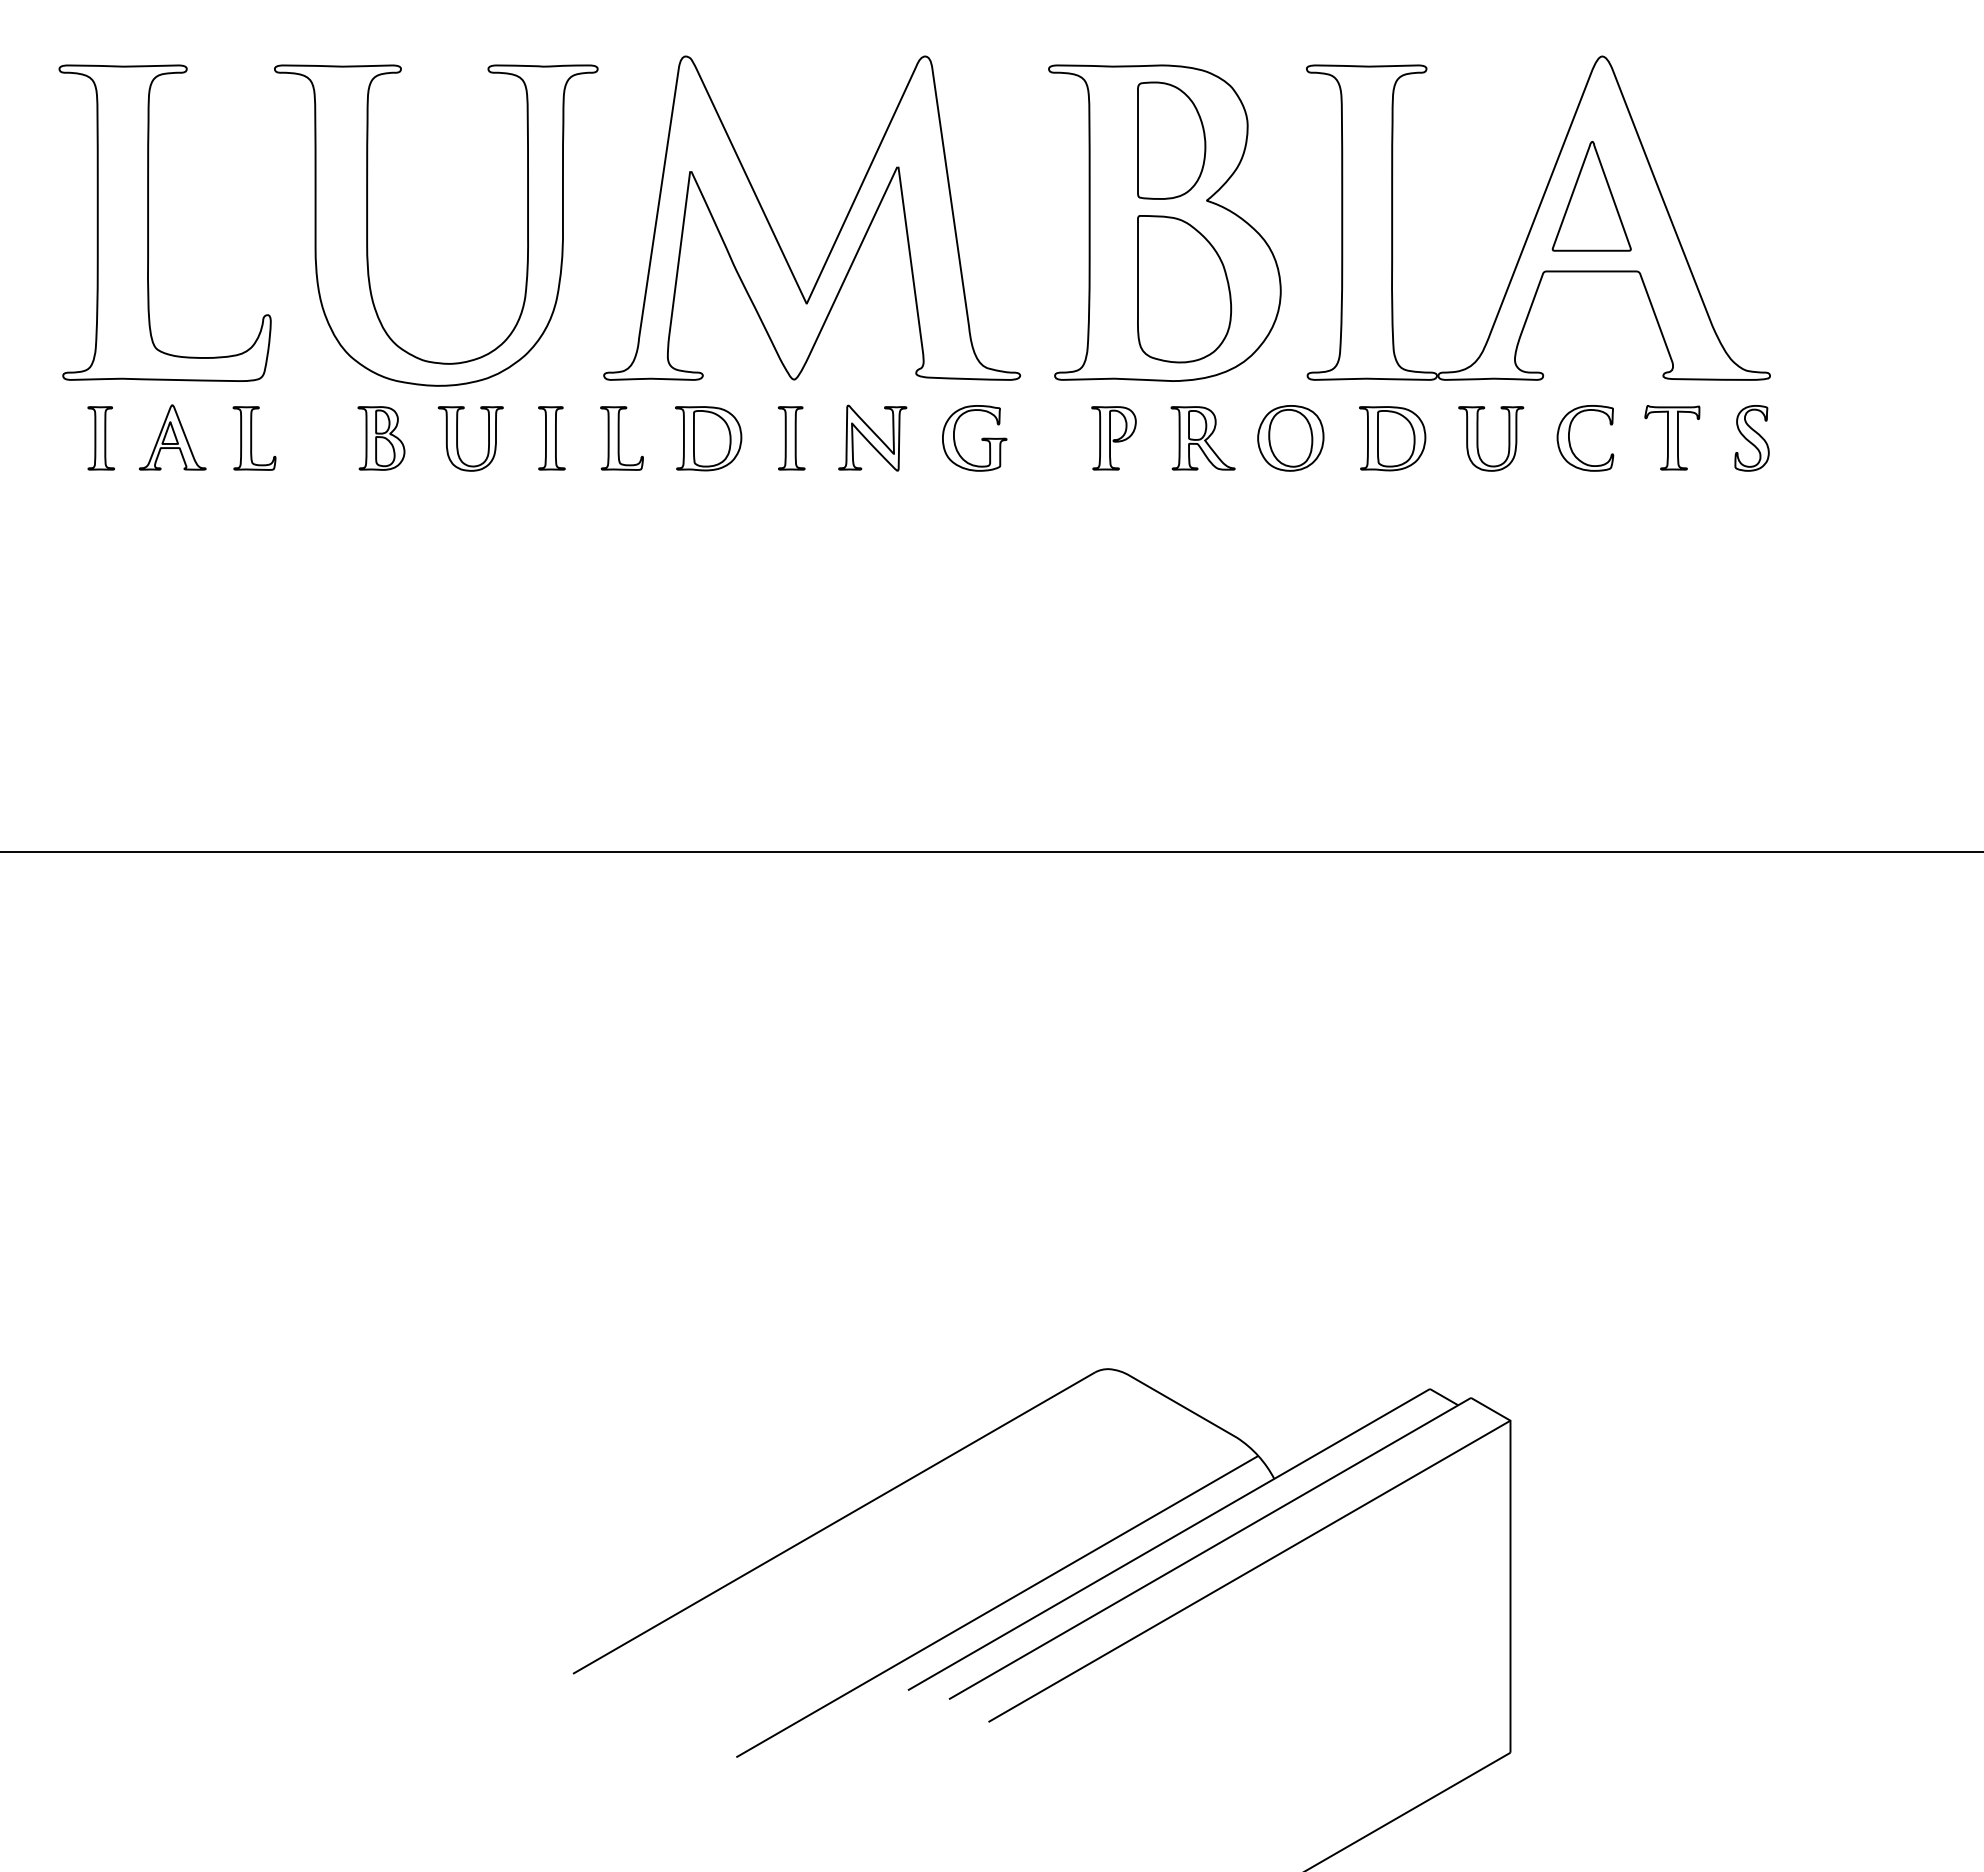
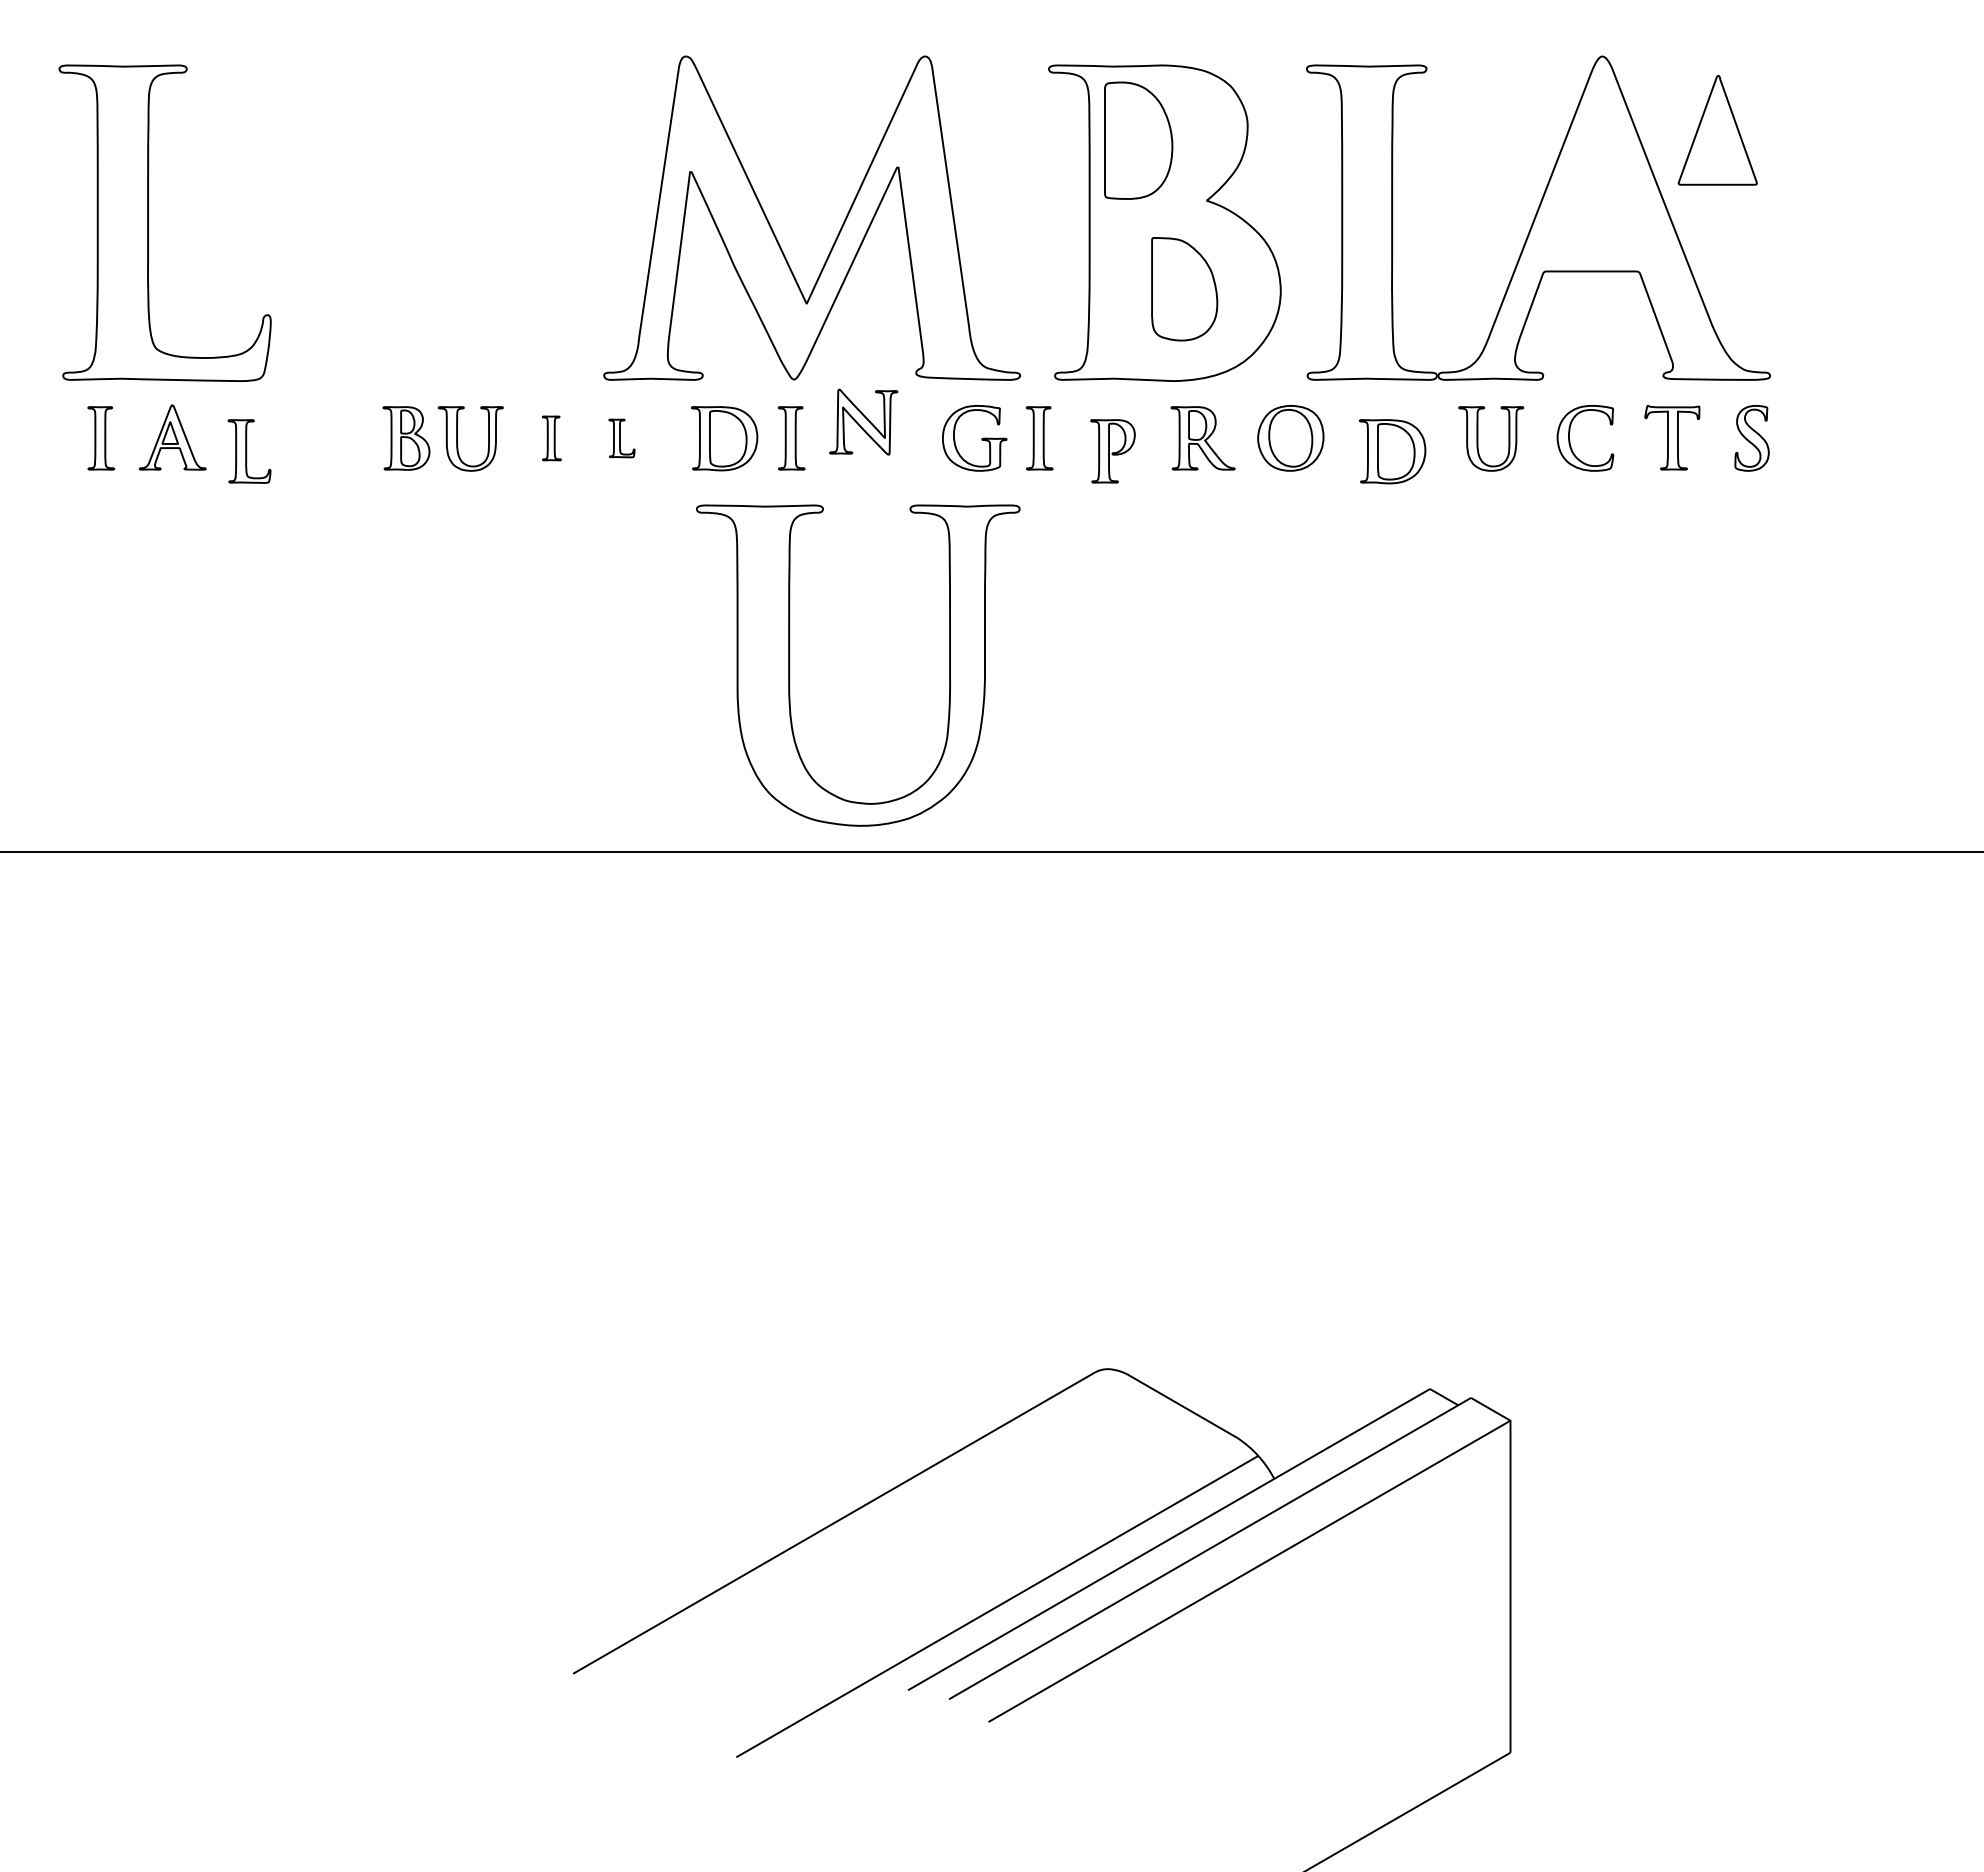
part position: (1171, 140) -> (1138, 140) (1138, 140)
part position: (1591, 196) -> (1717, 130) (1717, 130)
part position: (367, 225) -> (789, 665) (789, 665)
part size: 96x149 px -> 68x105 px (1184, 289)
part position: (872, 437) -> (863, 421) (863, 421)
part position: (254, 438) -> (249, 451) (249, 451)
part position: (381, 438) -> (406, 438) (406, 438)
part size: 28x65 px -> 20x47 px (551, 438)
part size: 44x65 px -> 28x41 px (621, 438)
part position: (708, 438) -> (724, 438) (724, 438)
part: none -> present (1039, 438)
part position: (1113, 438) -> (1112, 451) (1112, 451)
part position: (1392, 438) -> (1392, 451) (1392, 451)
